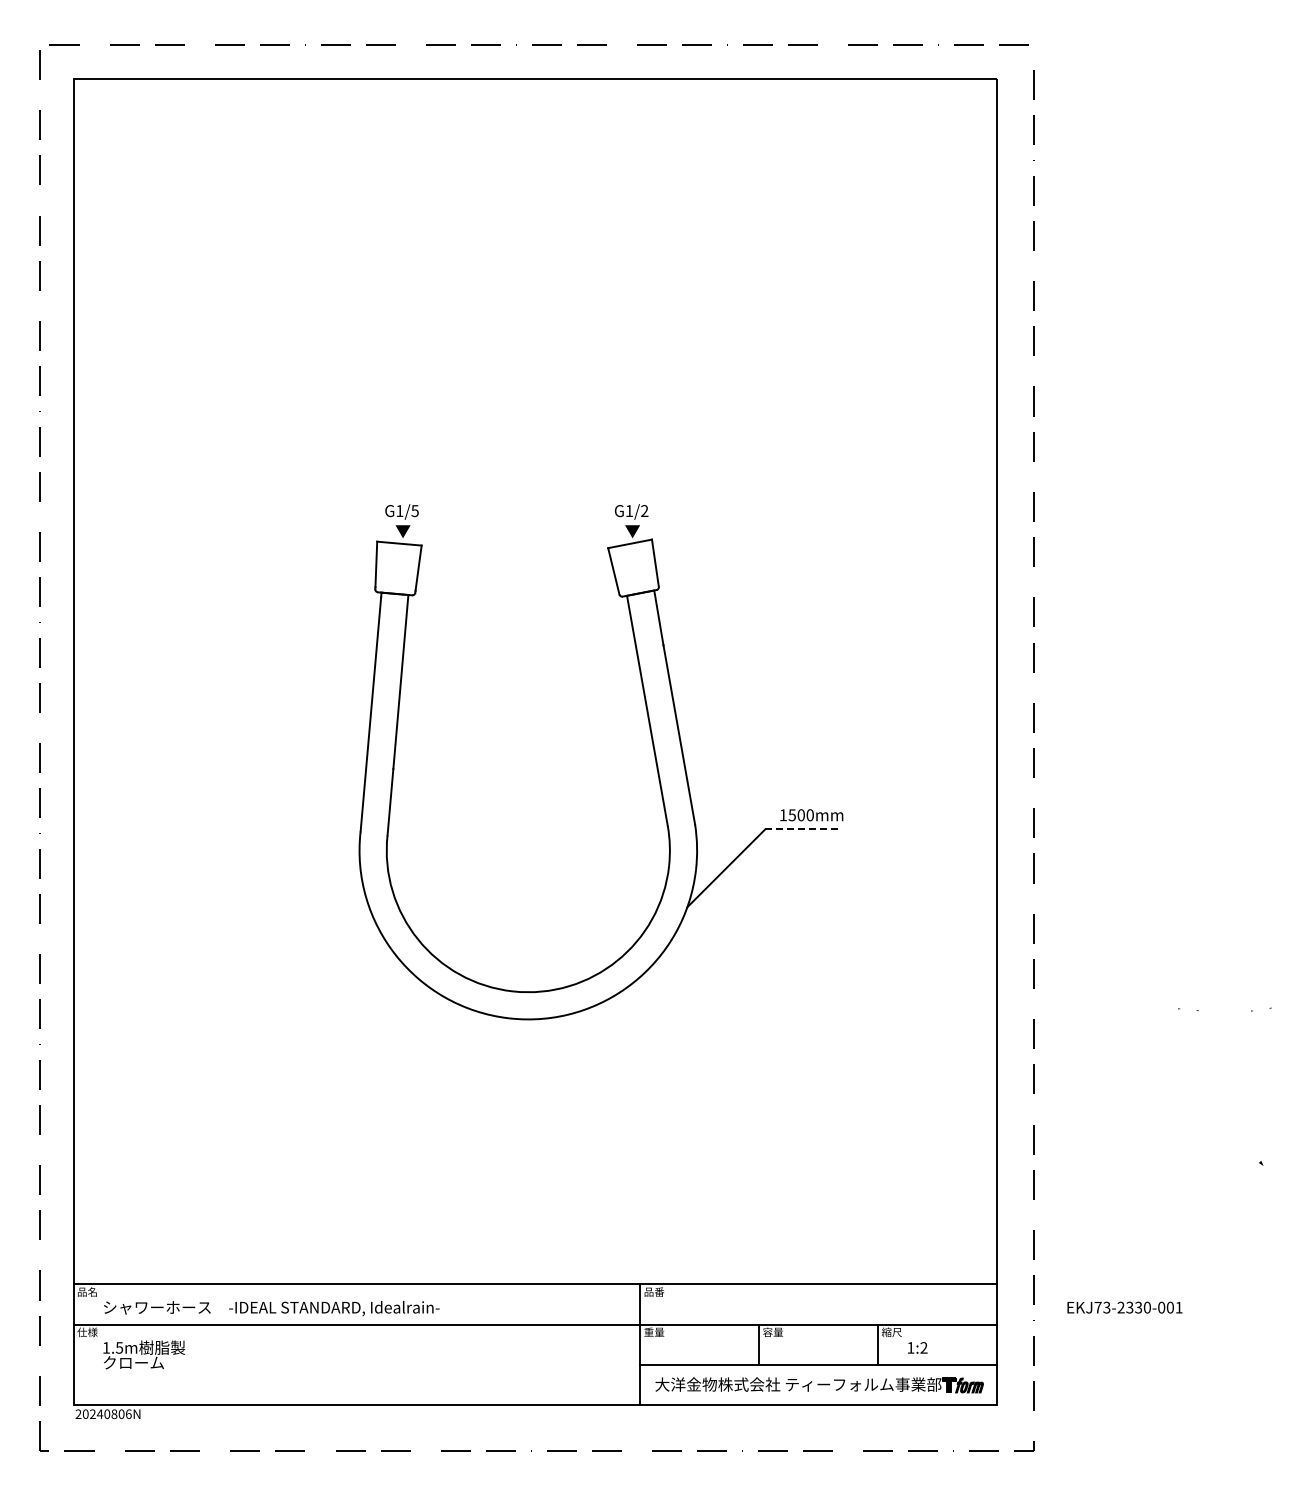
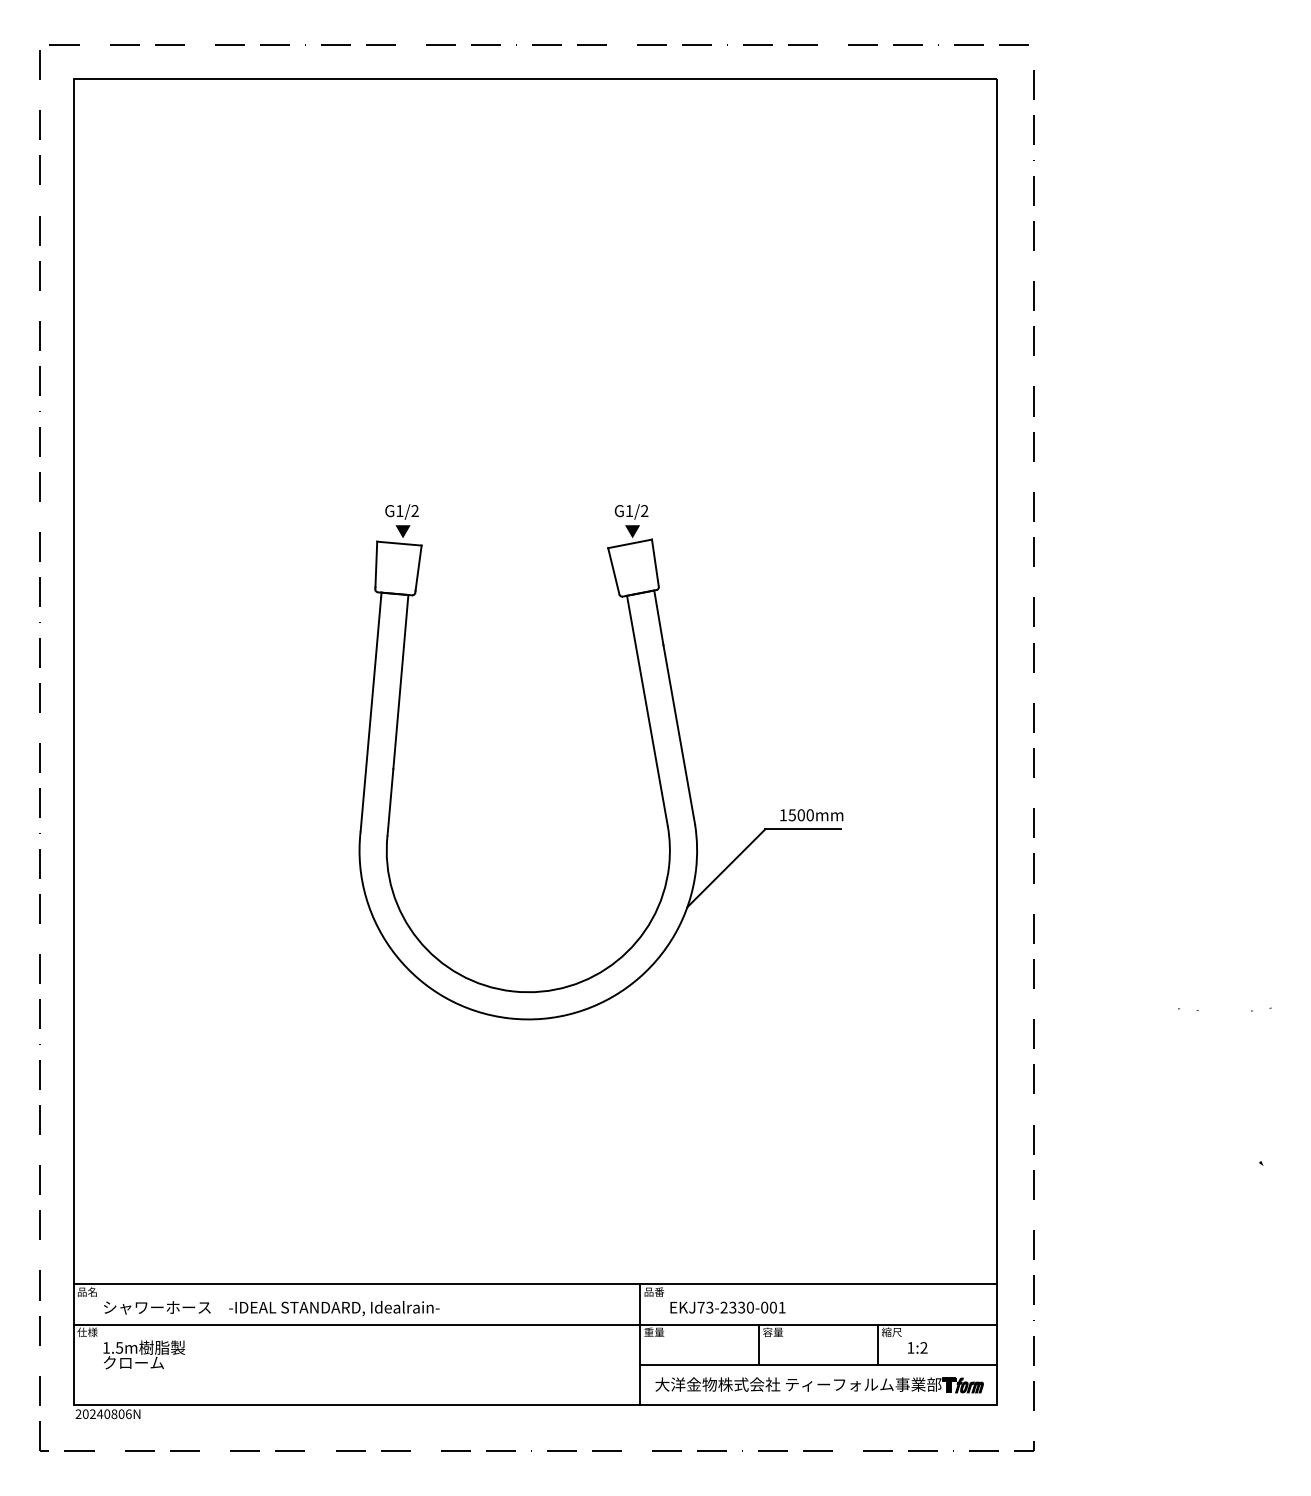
text: G1/5 -> G1/2 (414, 511)
line: dashed -> solid (803, 829)
text position: (1124, 1307) -> (727, 1307) (727, 1307)
